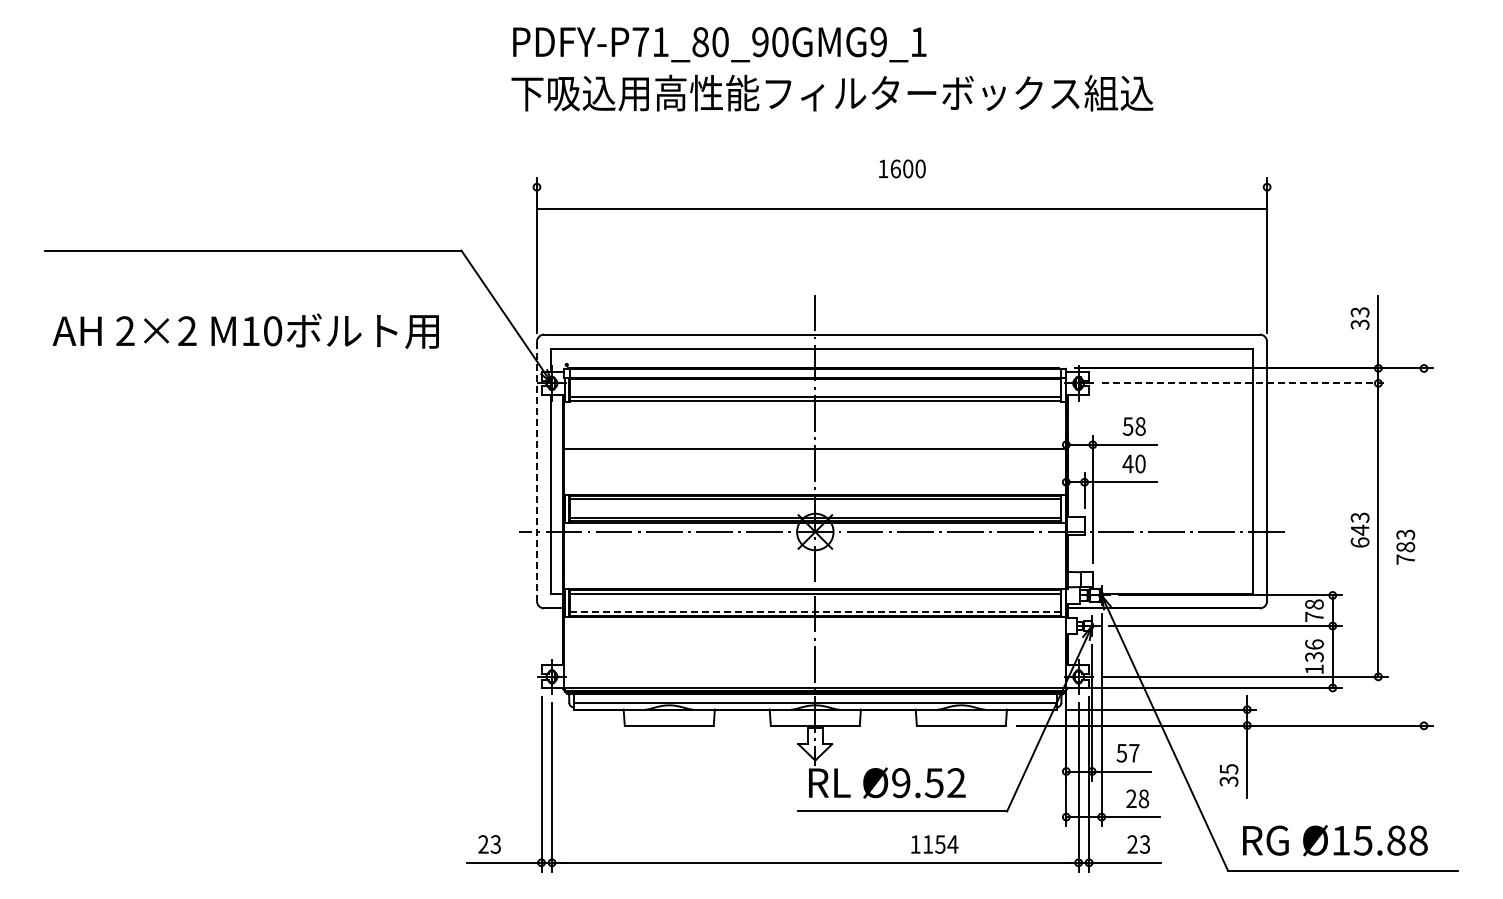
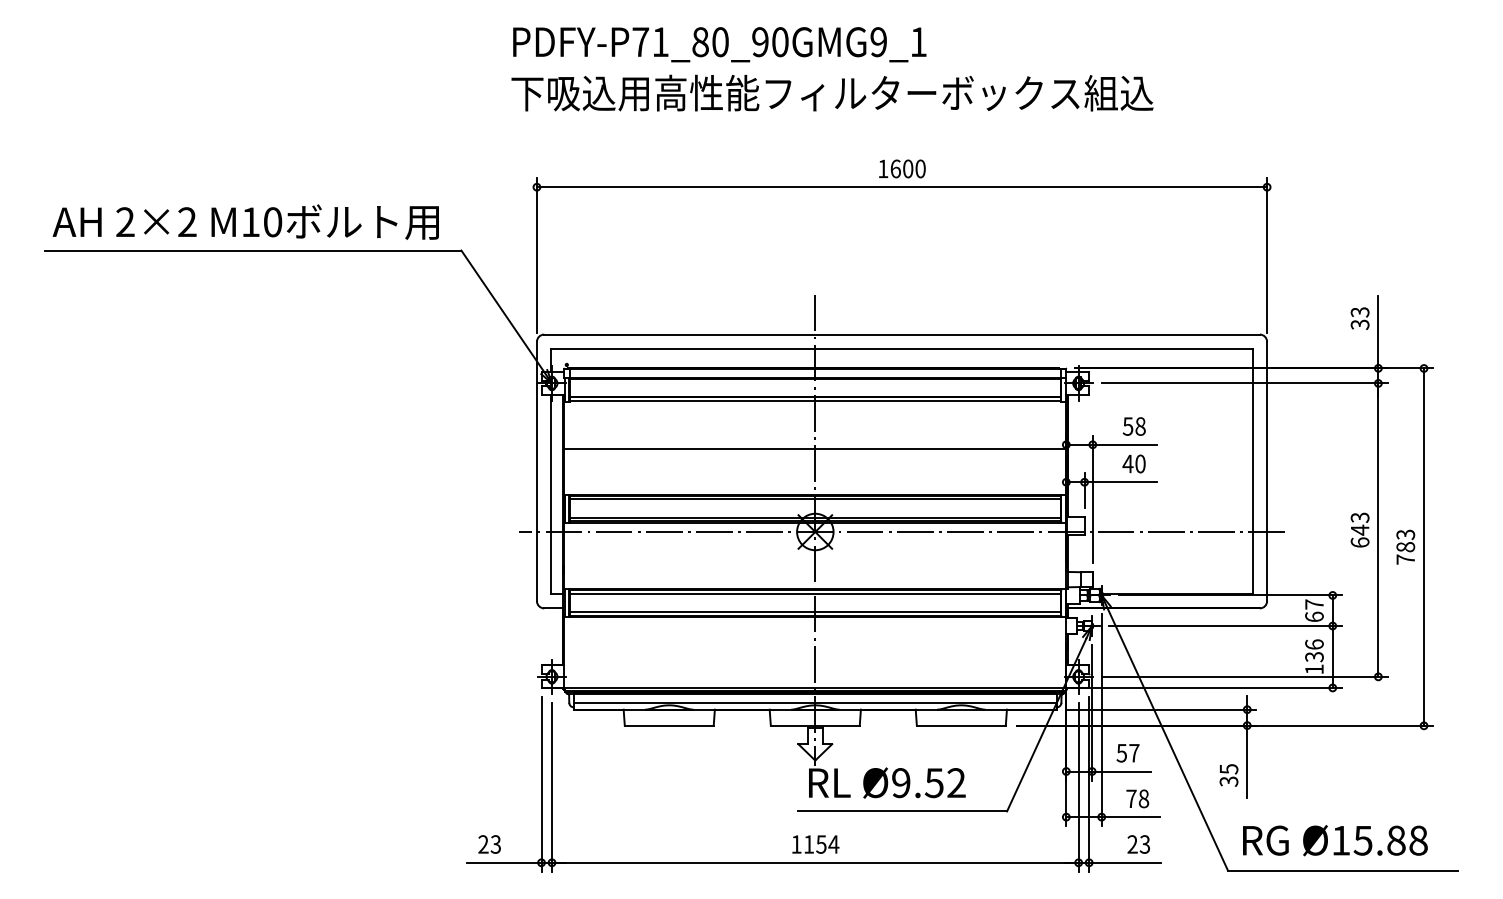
line position: (901, 209) -> (901, 187) (901, 187)
text position: (245, 330) -> (245, 221) (245, 221)
line: dashed -> solid (1244, 383)
line: dashed -> solid (536, 471)
line: none -> present (1424, 546)
text: 78 -> 67 (1314, 610)
line: dashed -> solid (815, 611)
text: 28 -> 78 (1131, 798)
text position: (934, 844) -> (815, 844) (815, 844)
